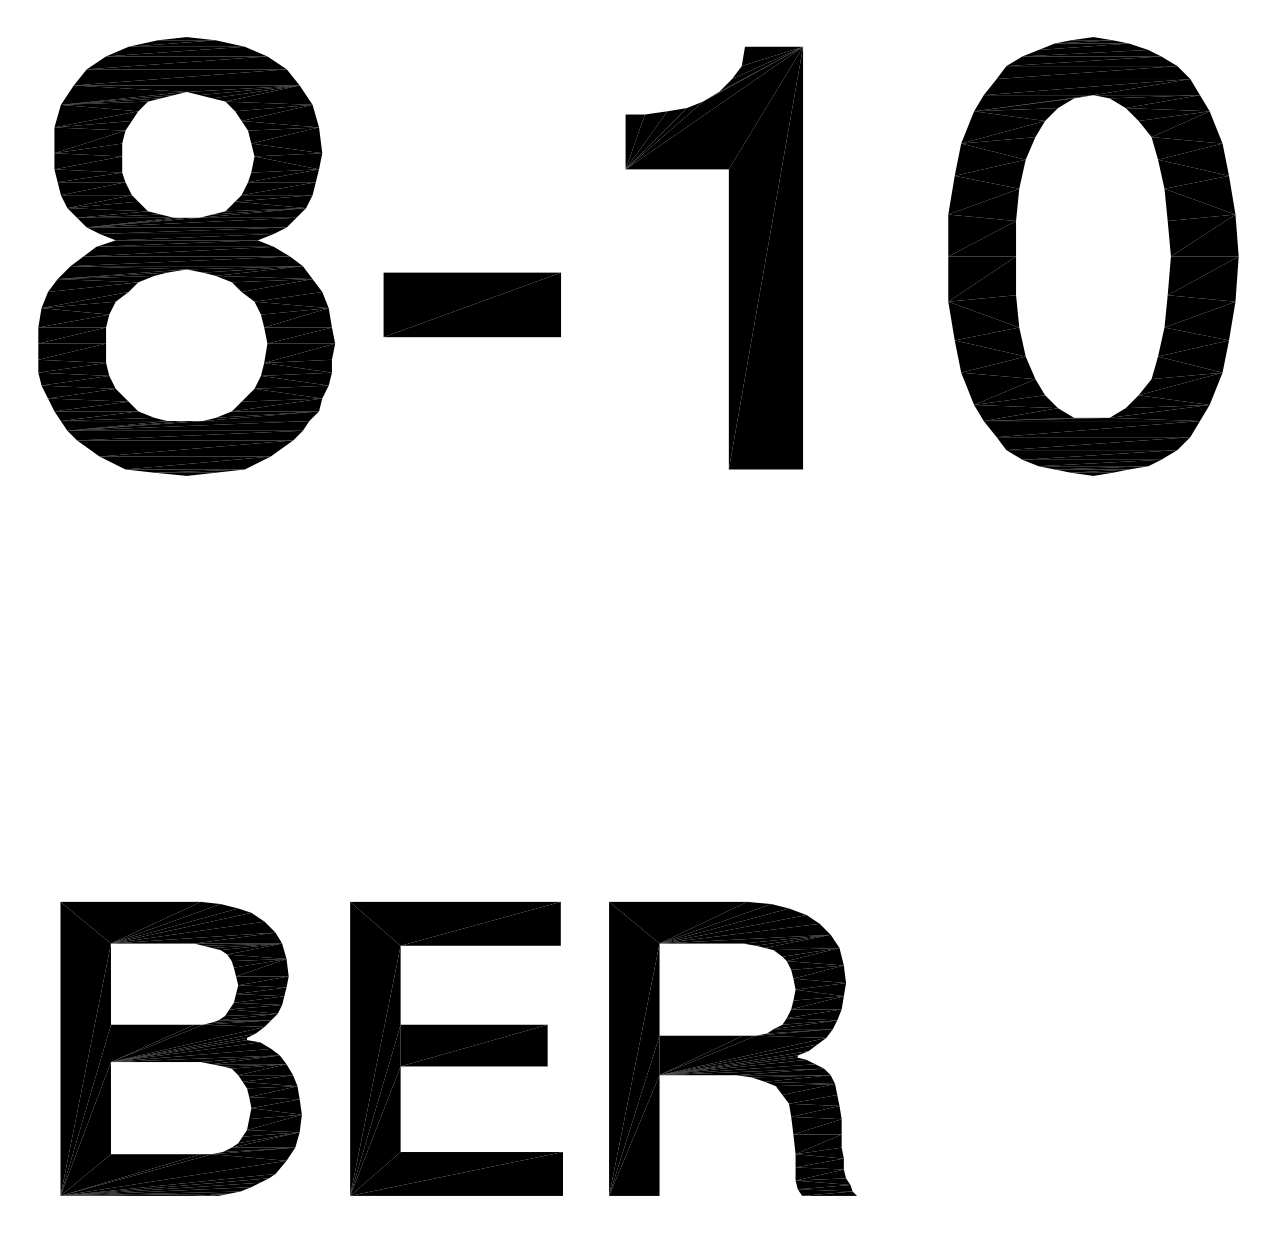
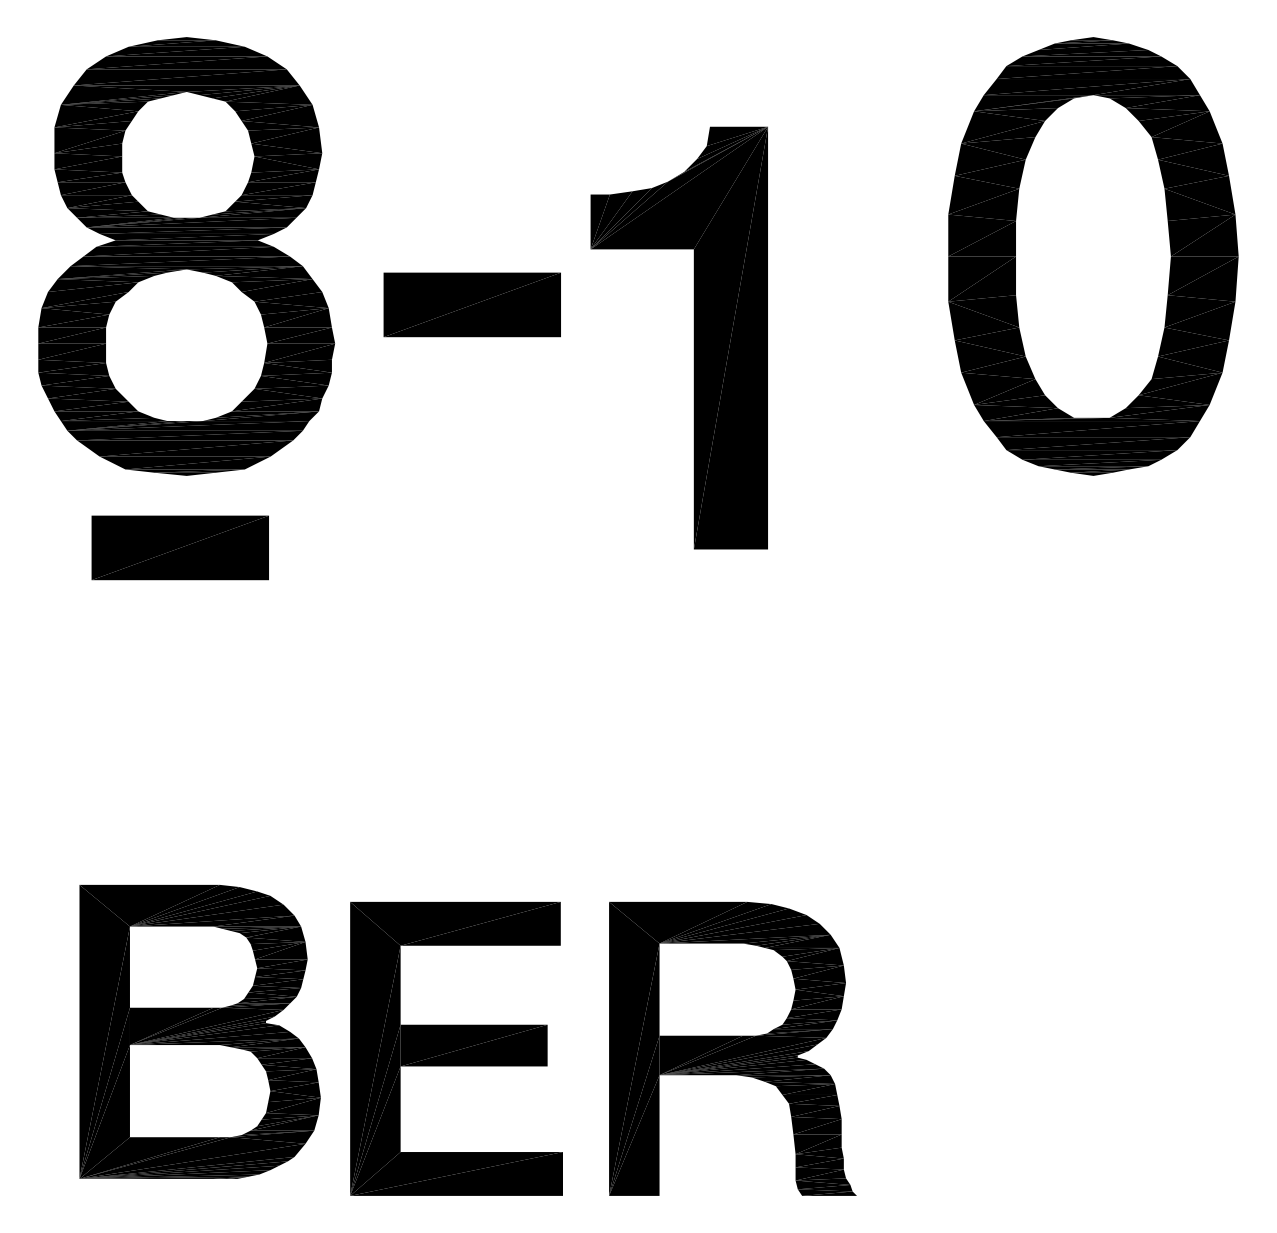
part position: (728, 257) -> (693, 337) (693, 337)
part: none -> present (179, 547)
part position: (180, 1048) -> (199, 1031) (199, 1031)
